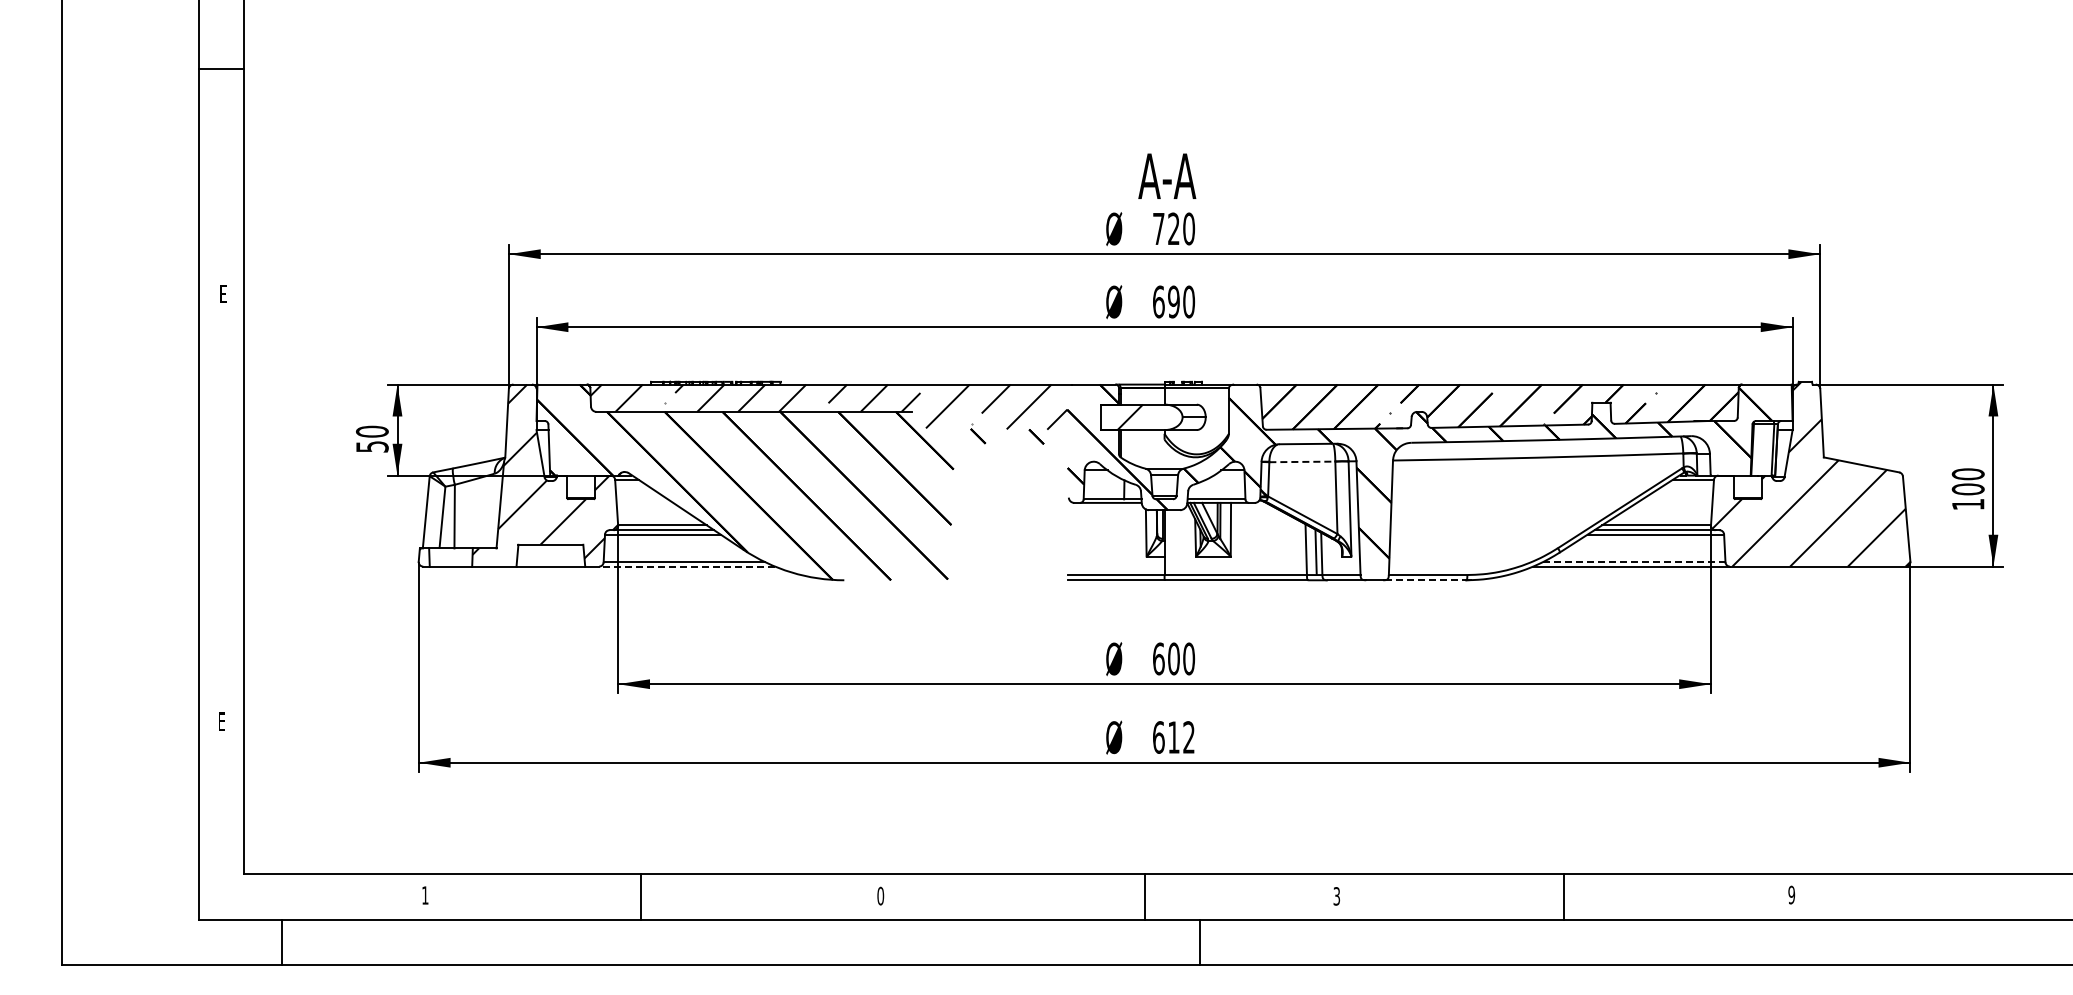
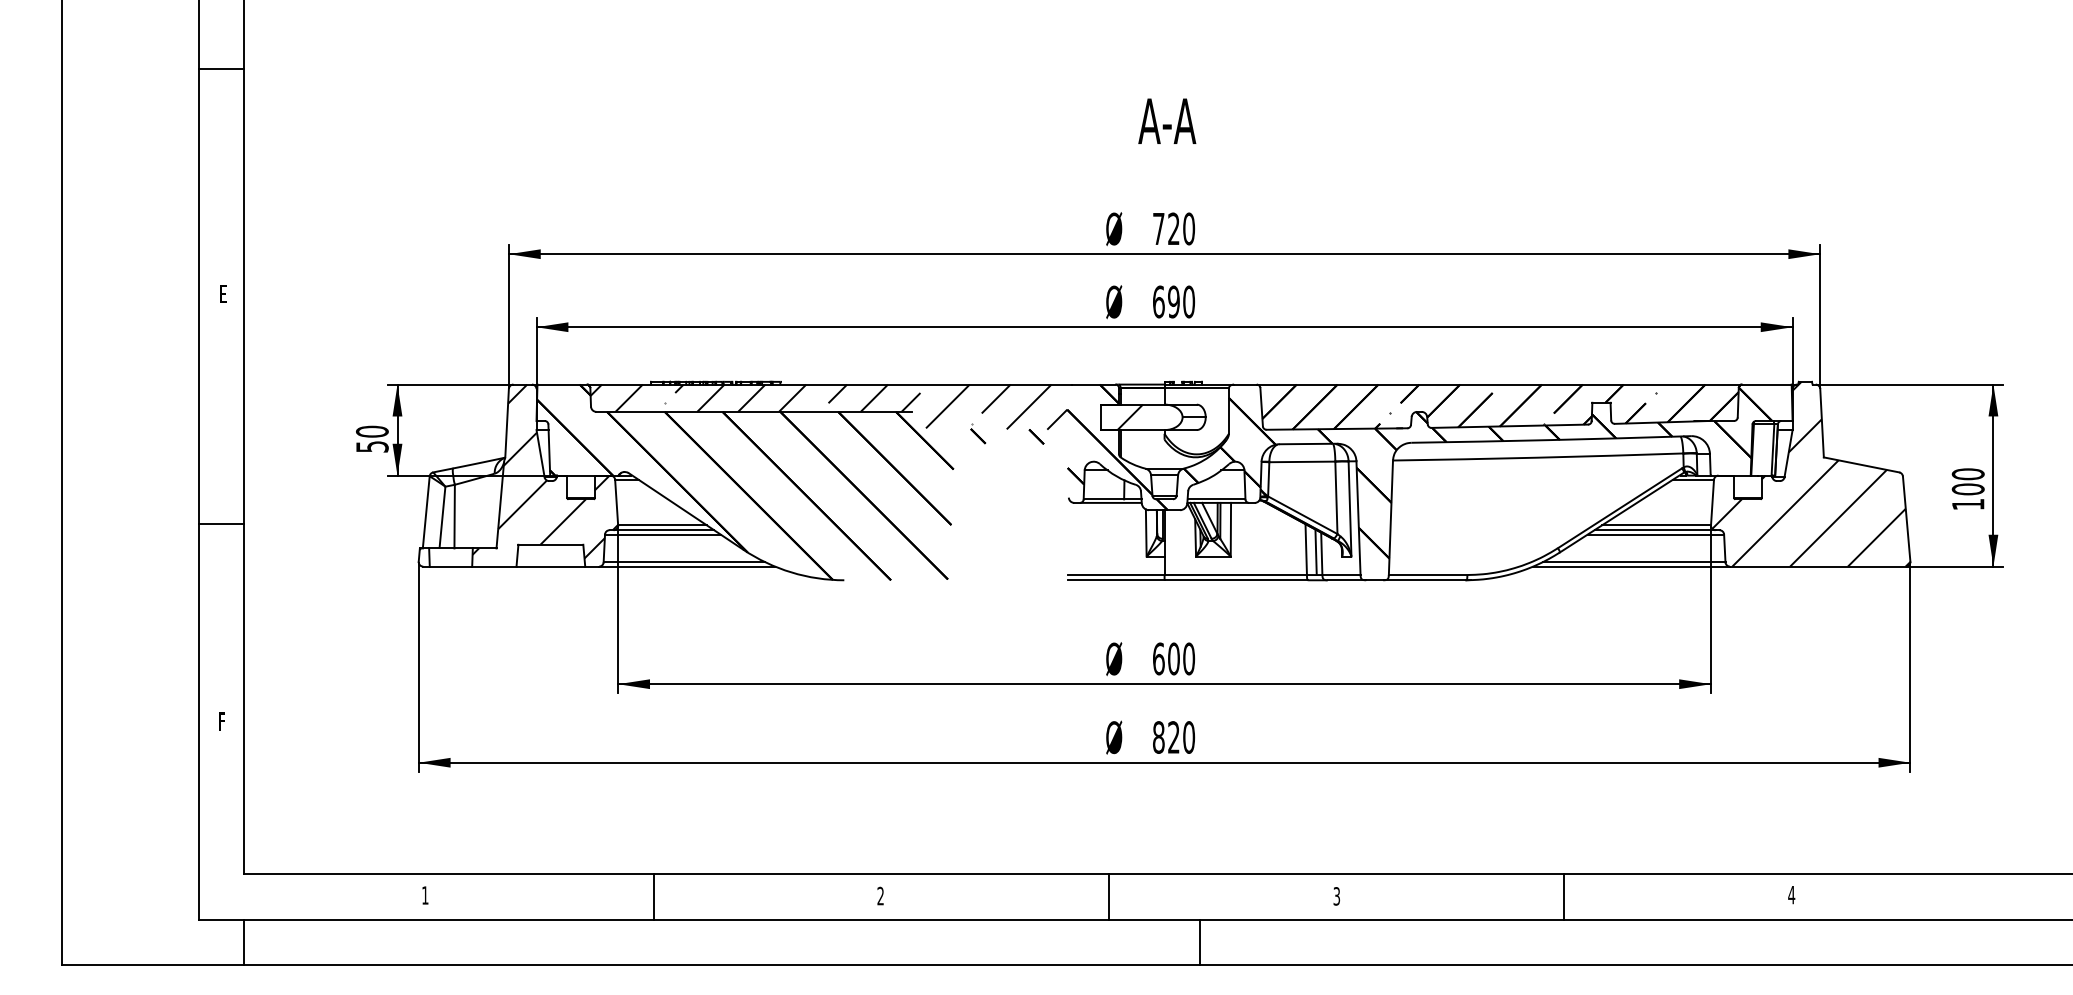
text position: (1167, 175) -> (1167, 120) (1167, 120)
line: dashed -> solid (1302, 461)
line: none -> present (221, 523)
line: dashed -> solid (1633, 562)
line: dashed -> solid (686, 566)
line: dashed -> solid (1425, 580)
text: E -> F (222, 722)
text: 612 -> 820 (1174, 737)
text: 9 -> 4 (1791, 894)
text: 0 -> 2 (880, 895)
line position: (640, 896) -> (653, 896) (653, 896)
line position: (1144, 896) -> (1108, 896) (1108, 896)
line position: (282, 942) -> (244, 942) (244, 942)
